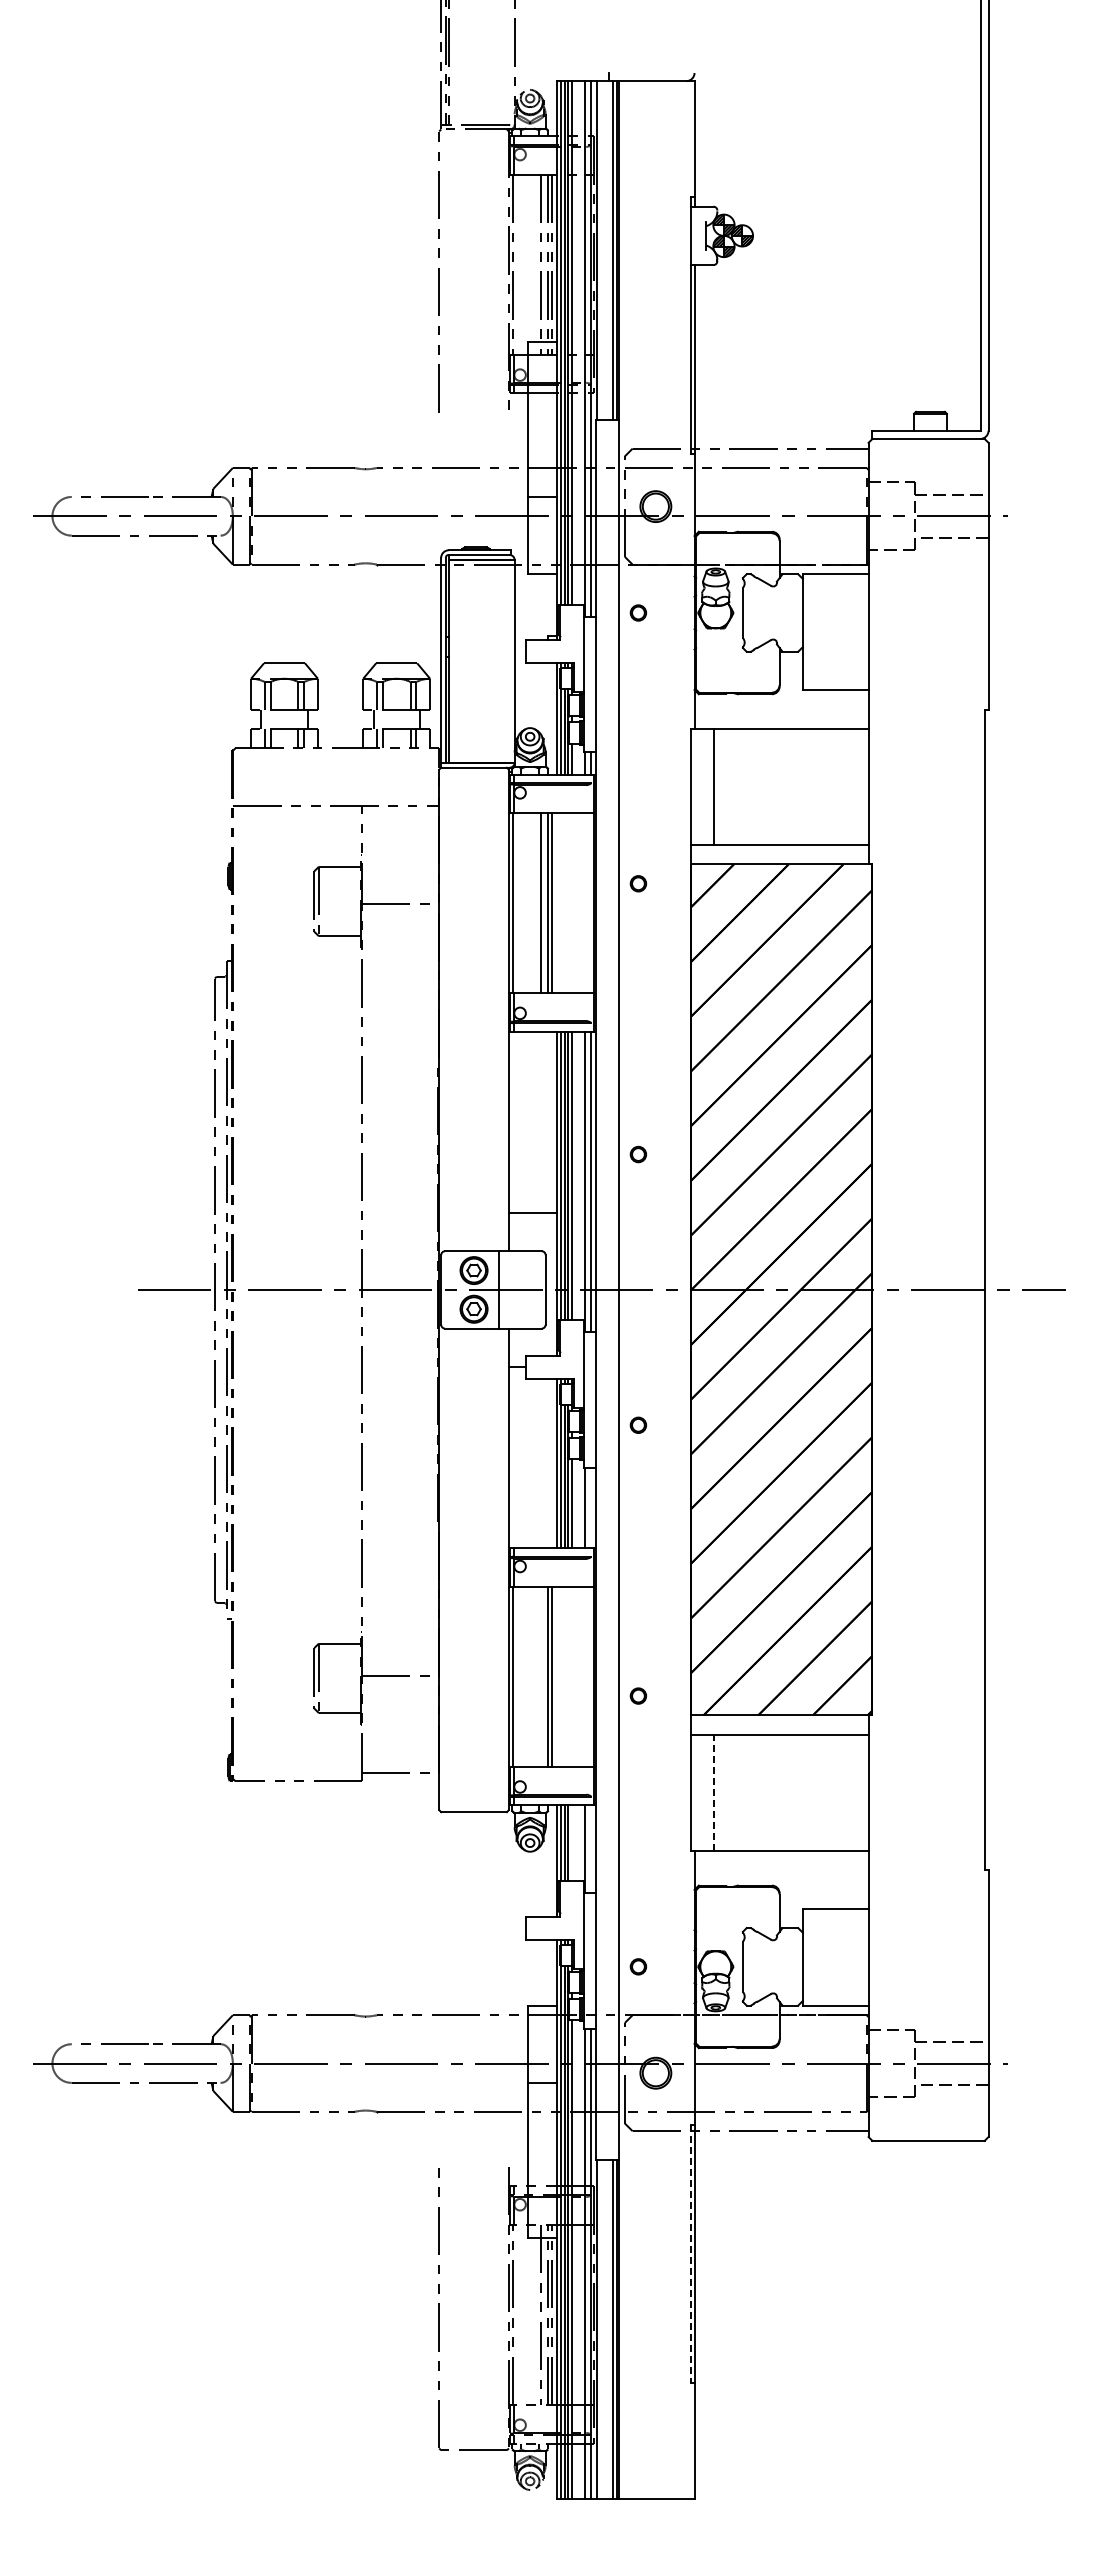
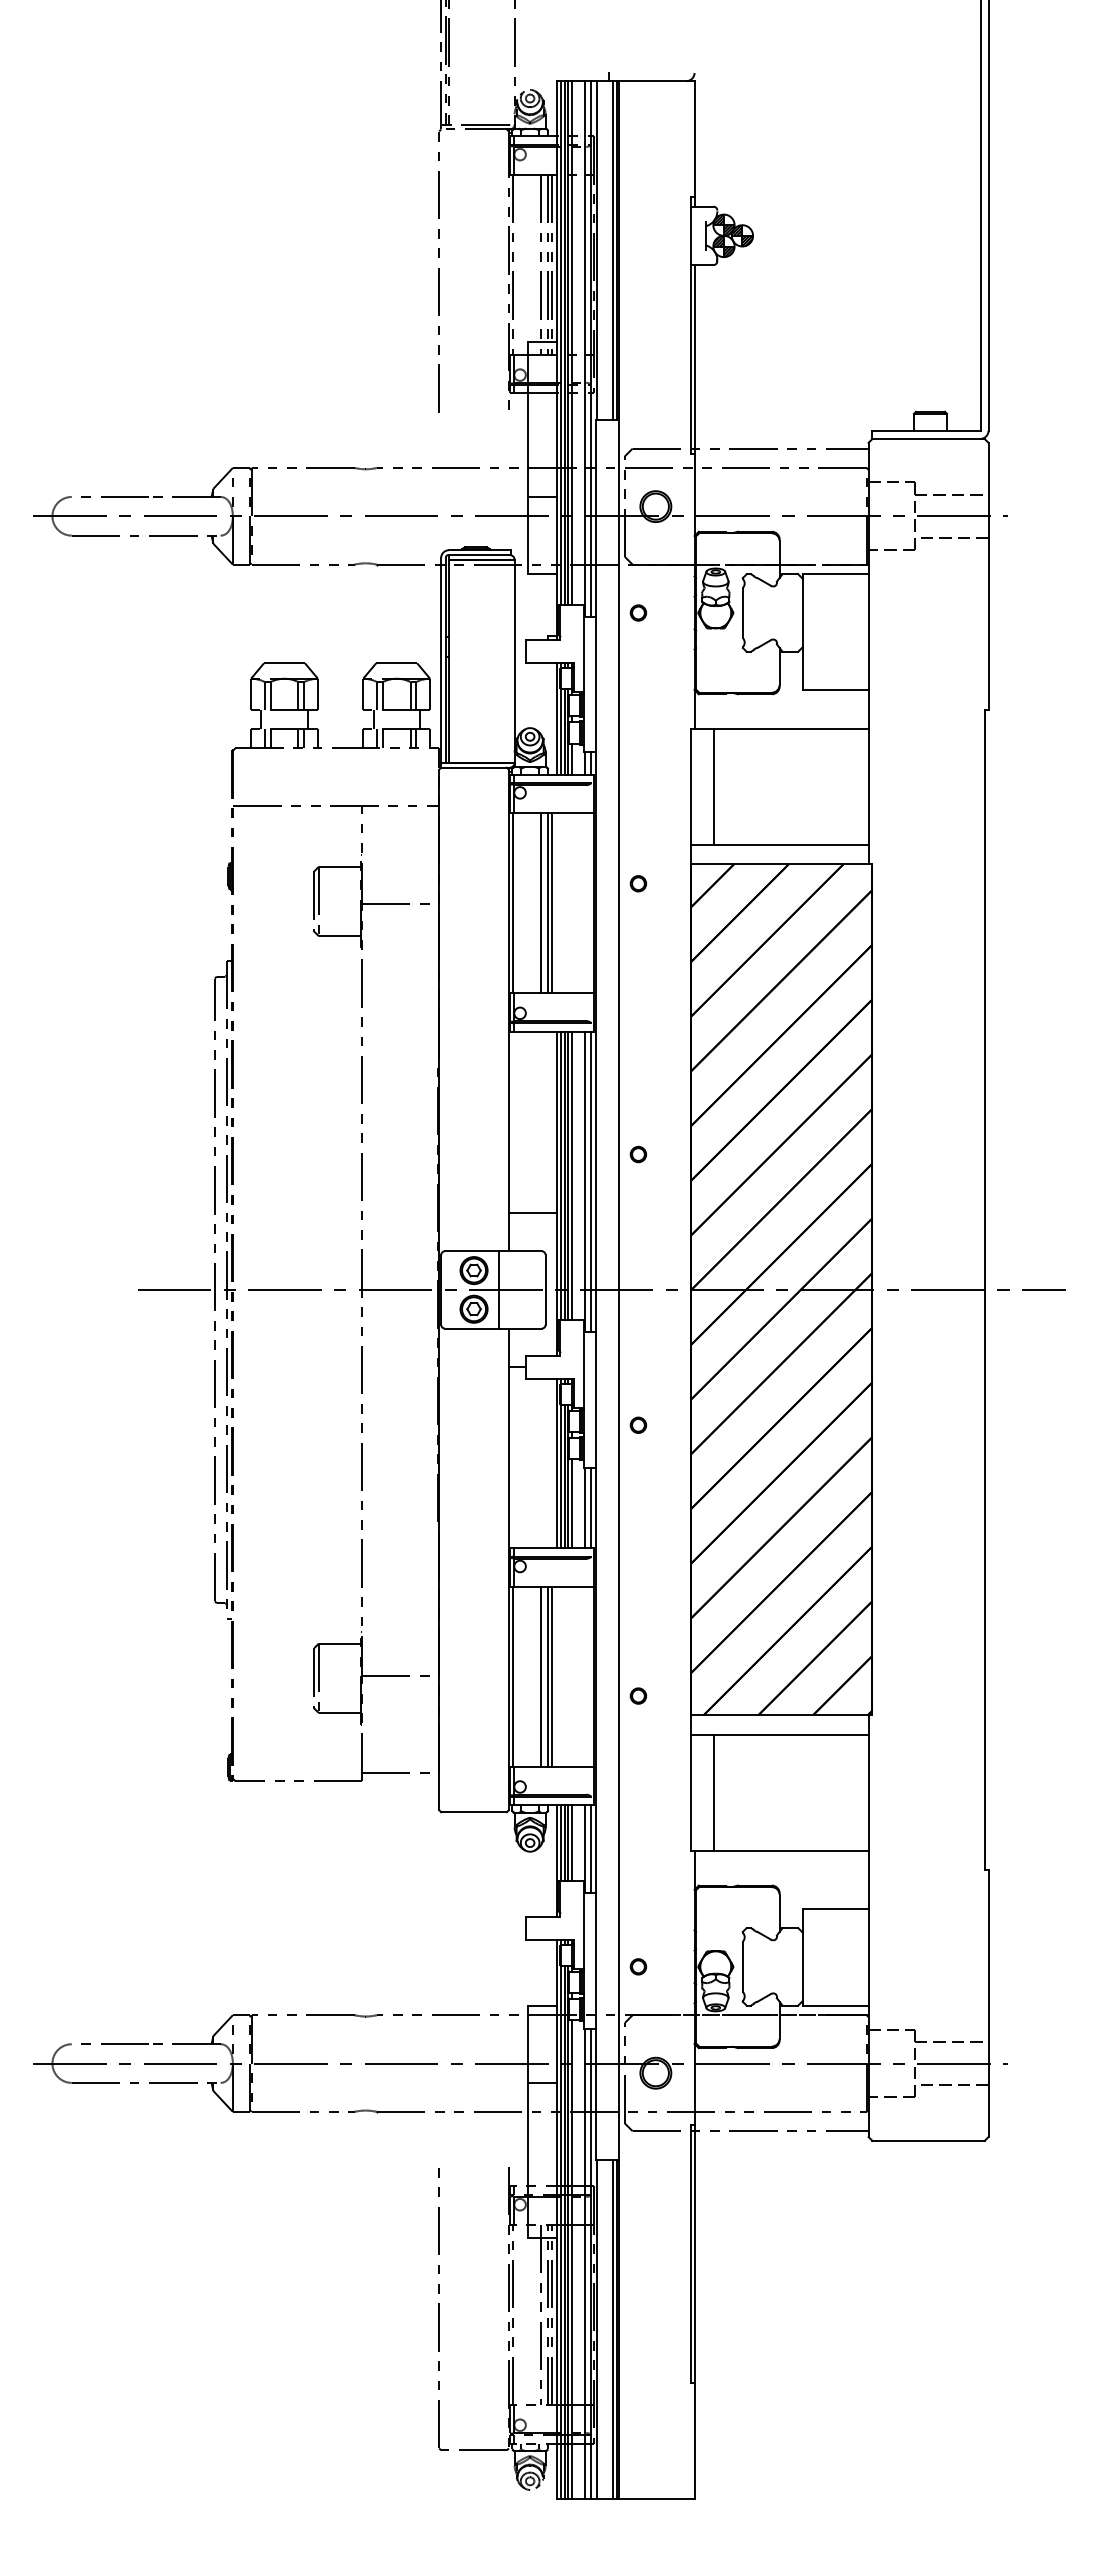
line: none -> present (591, 1507)
line: none -> present (540, 1676)
line: dashed -> solid (713, 1792)
line: none -> present (572, 1842)
line: none -> present (591, 1849)
line: dashed -> solid (690, 2254)
